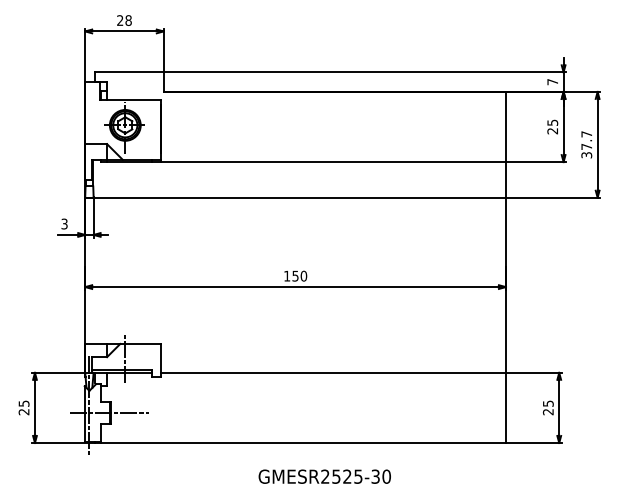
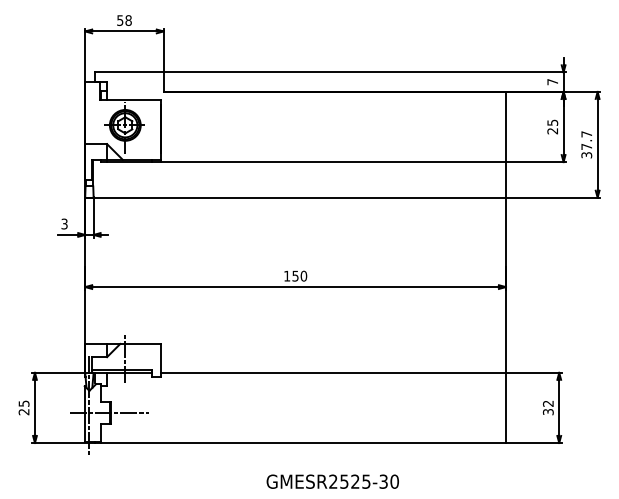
text: 28 -> 58 (120, 20)
text: 25 -> 32 (547, 407)
text position: (324, 476) -> (332, 481) (332, 481)
